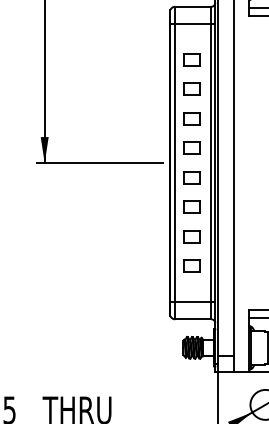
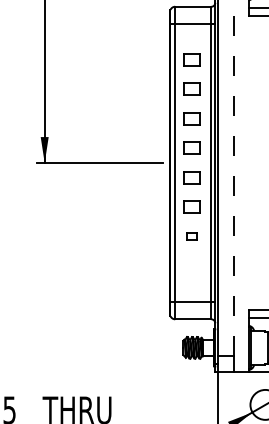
line: solid -> dashed (234, 178)
part size: 18x14 px -> 12x9 px (191, 236)
part: present -> none (191, 265)
